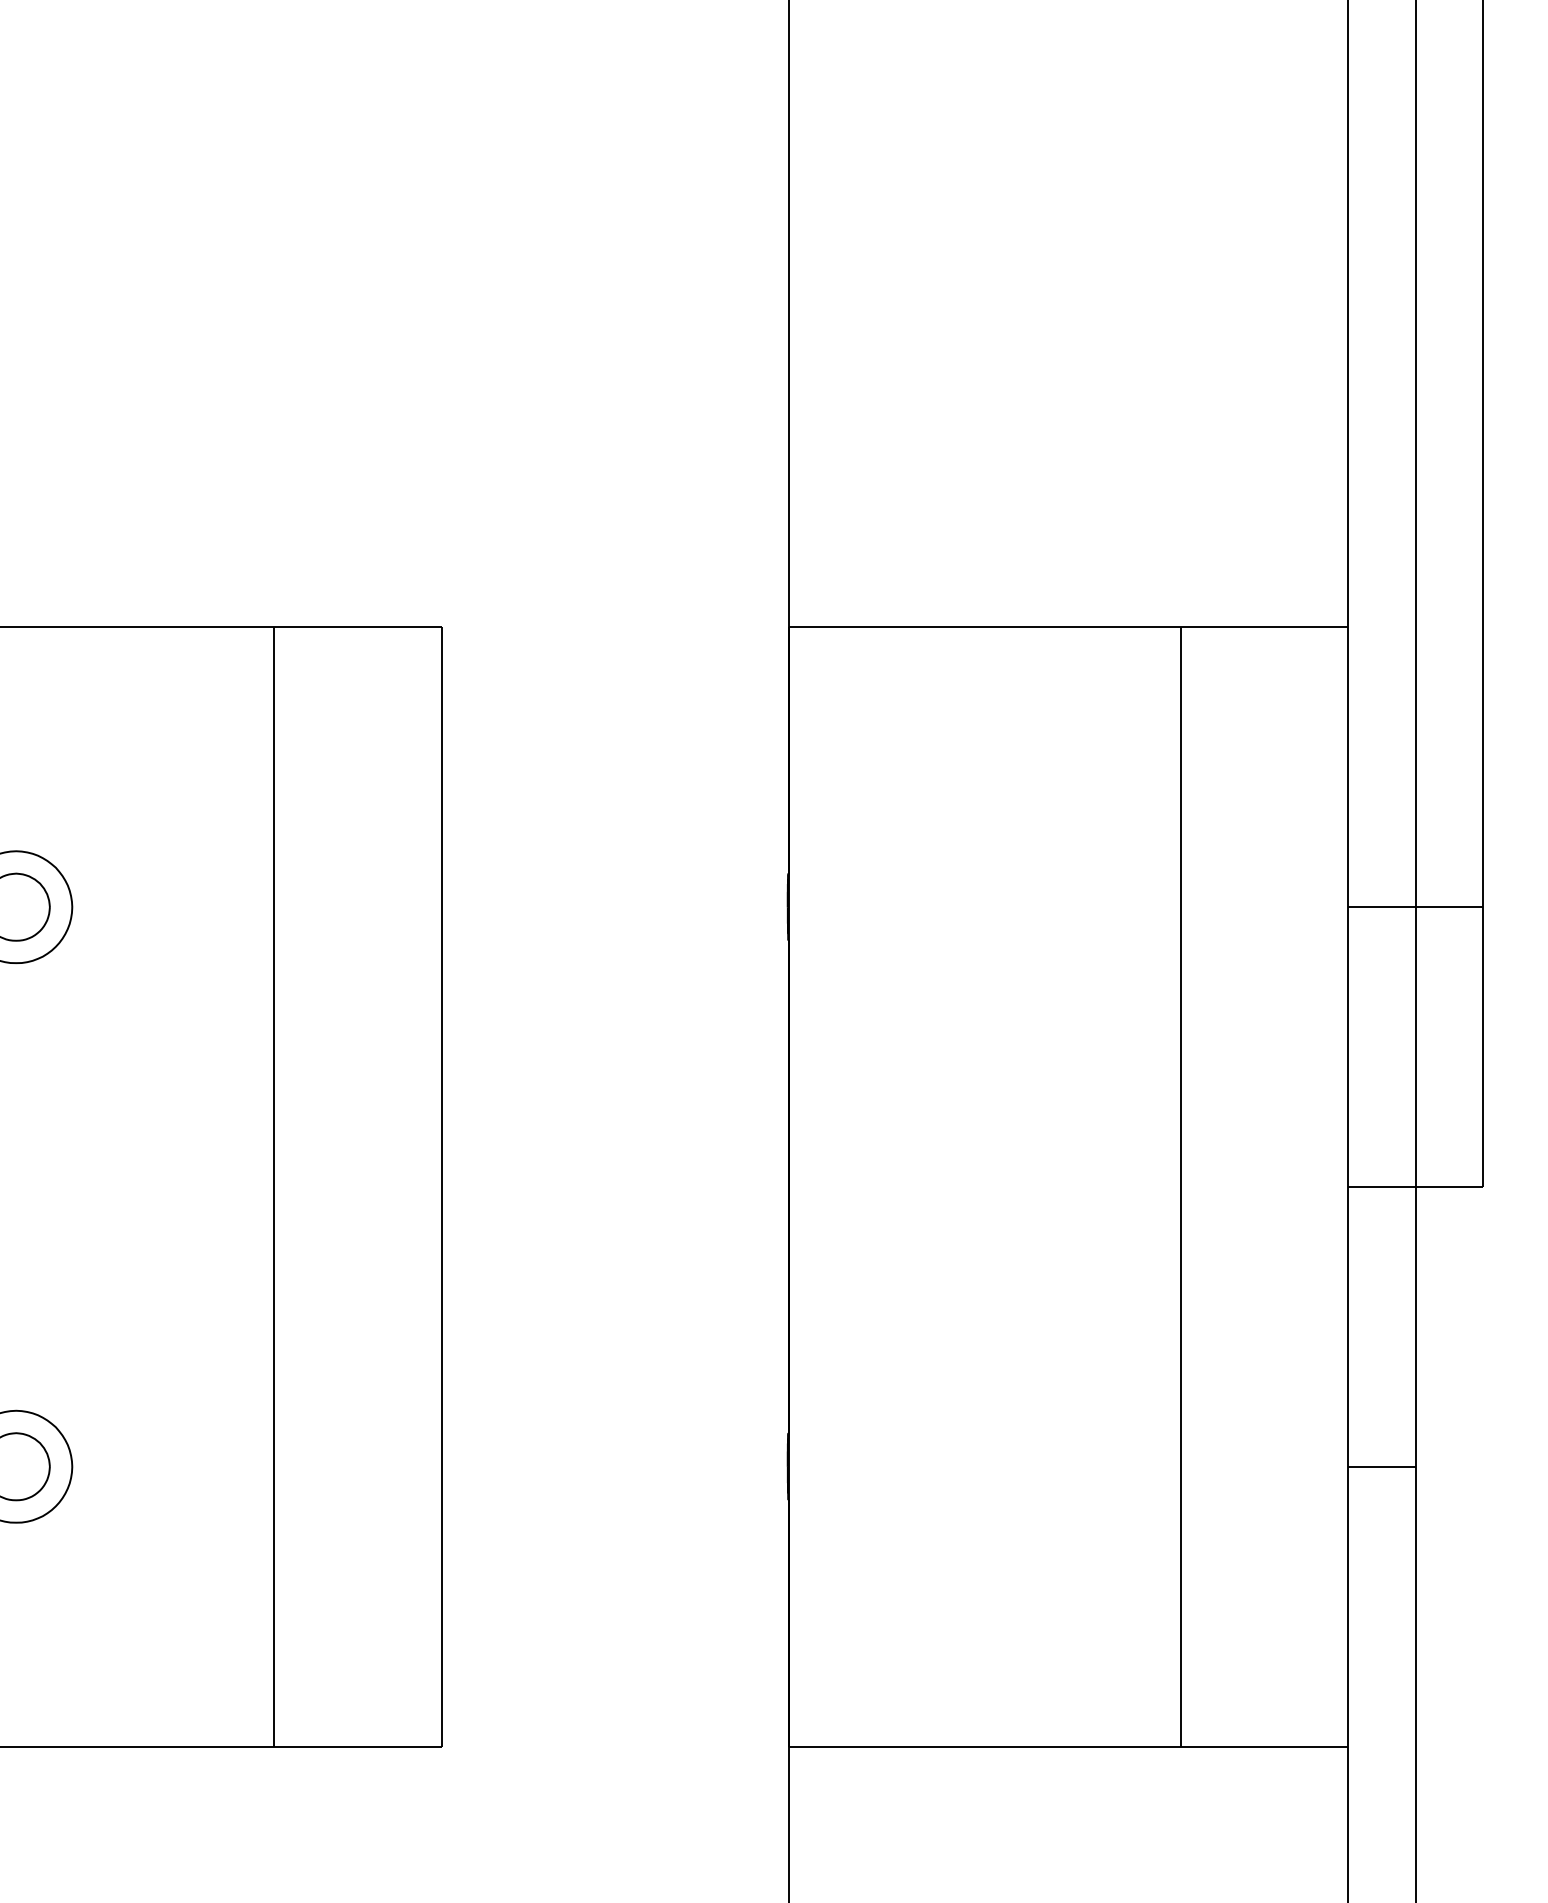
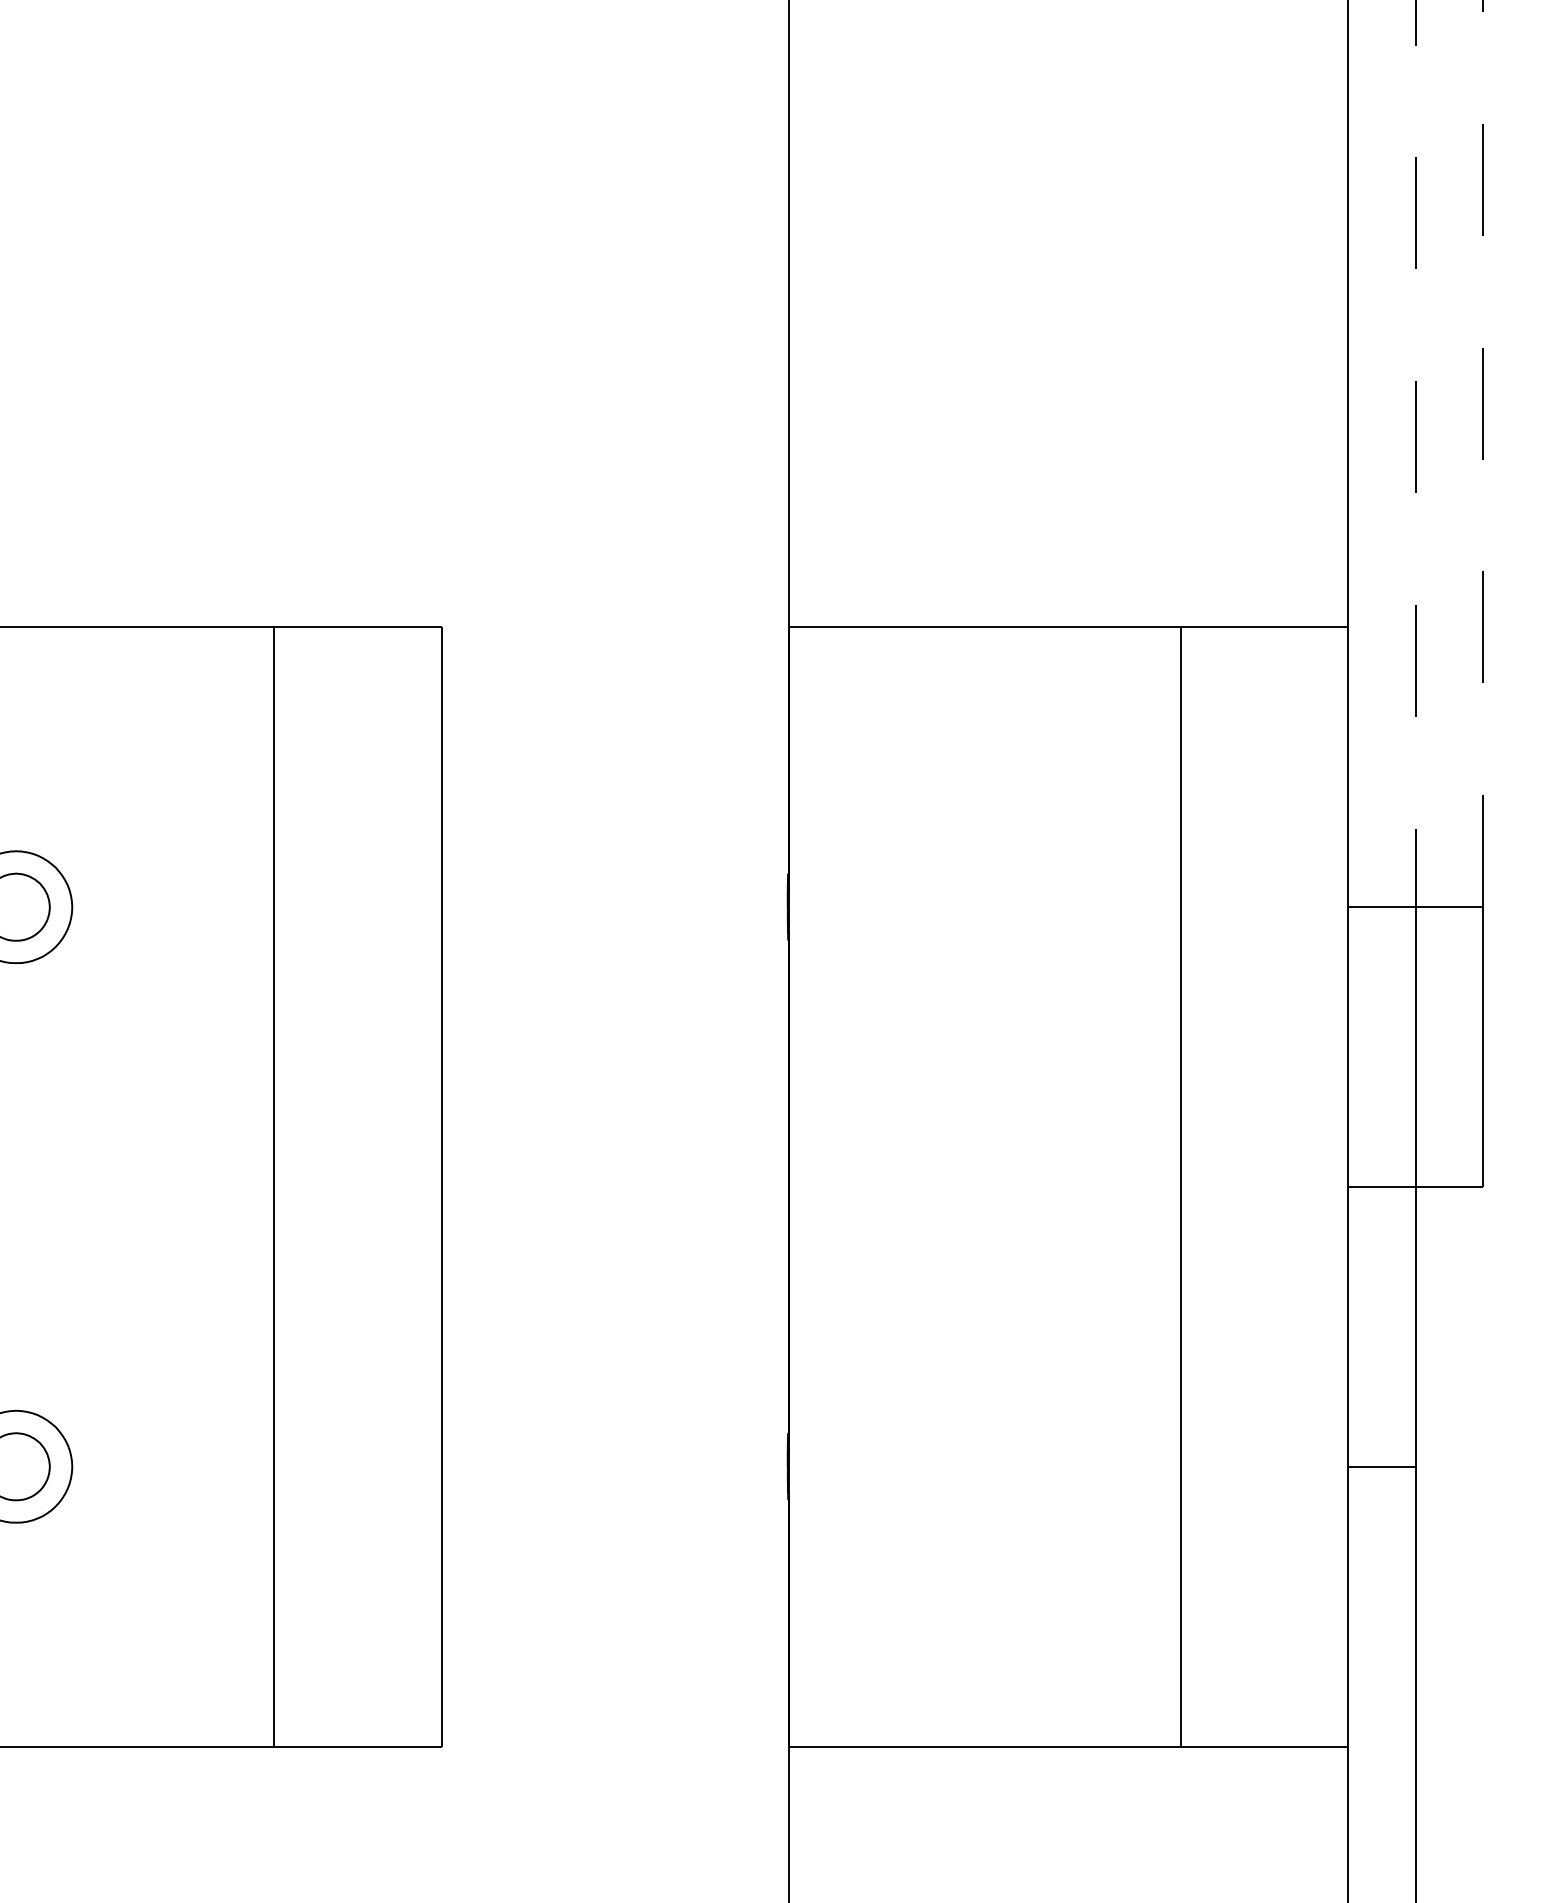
line: solid -> dashed (1482, 453)
line: solid -> dashed (1415, 454)
